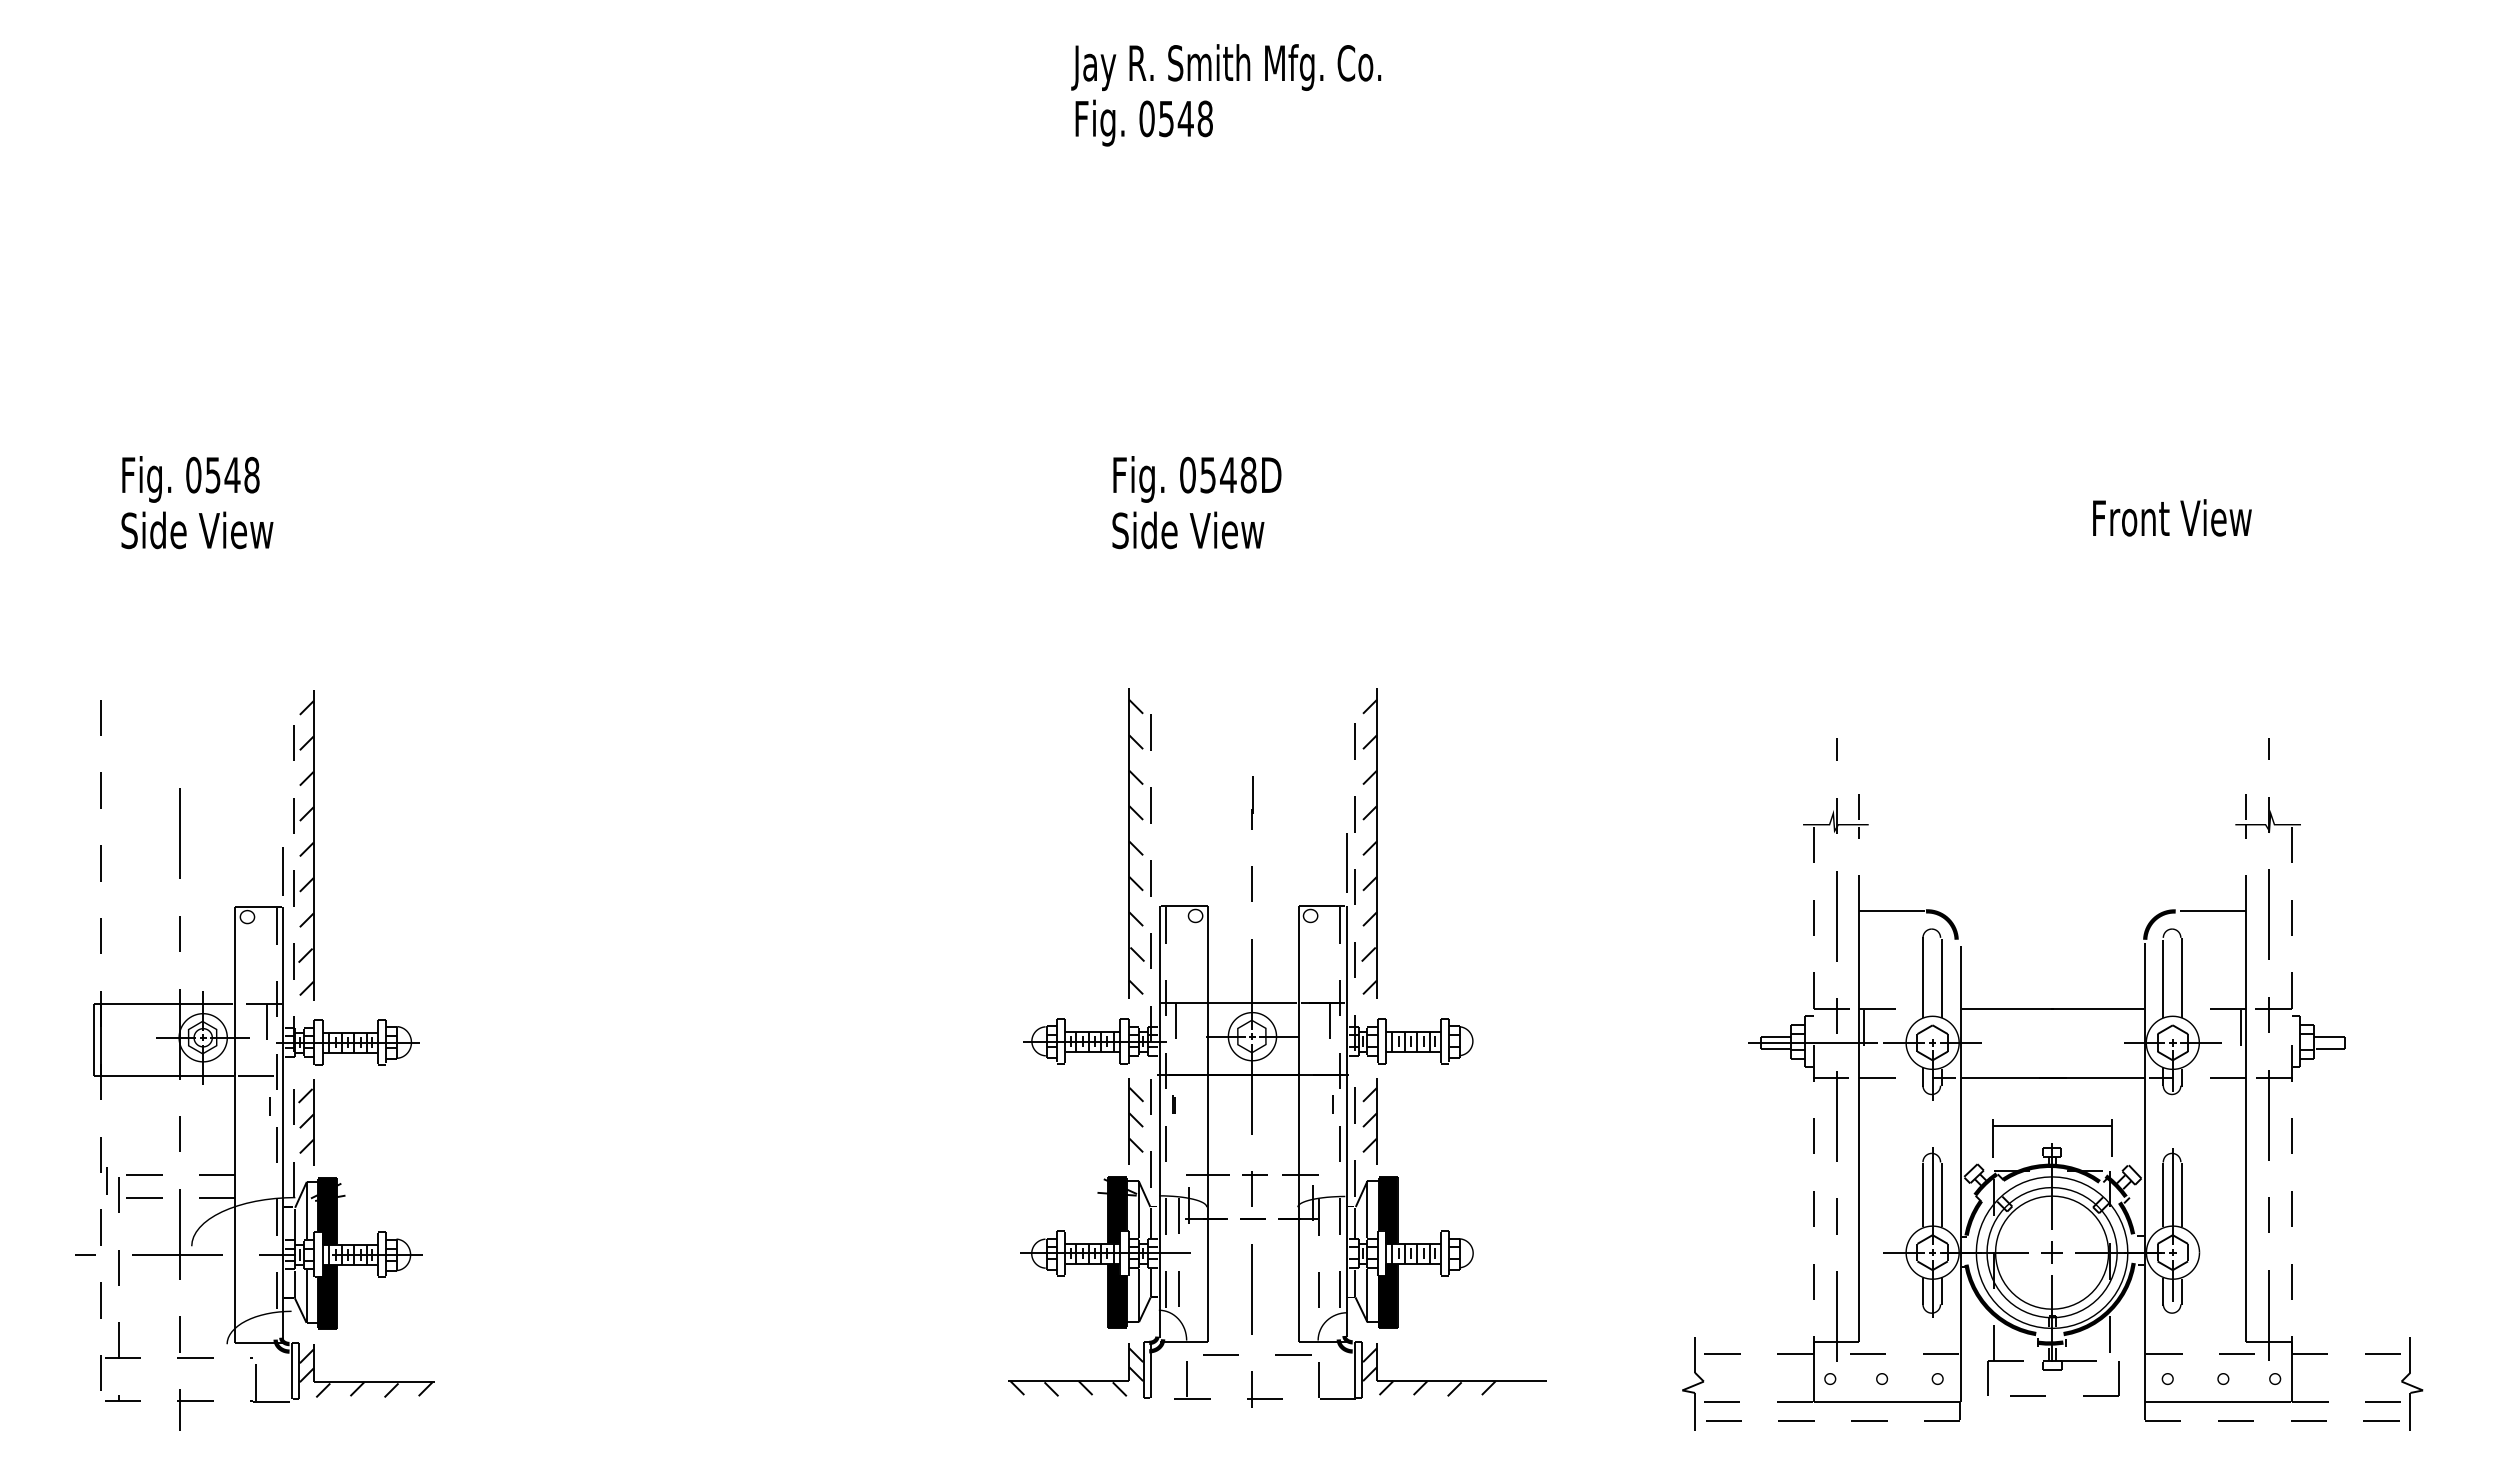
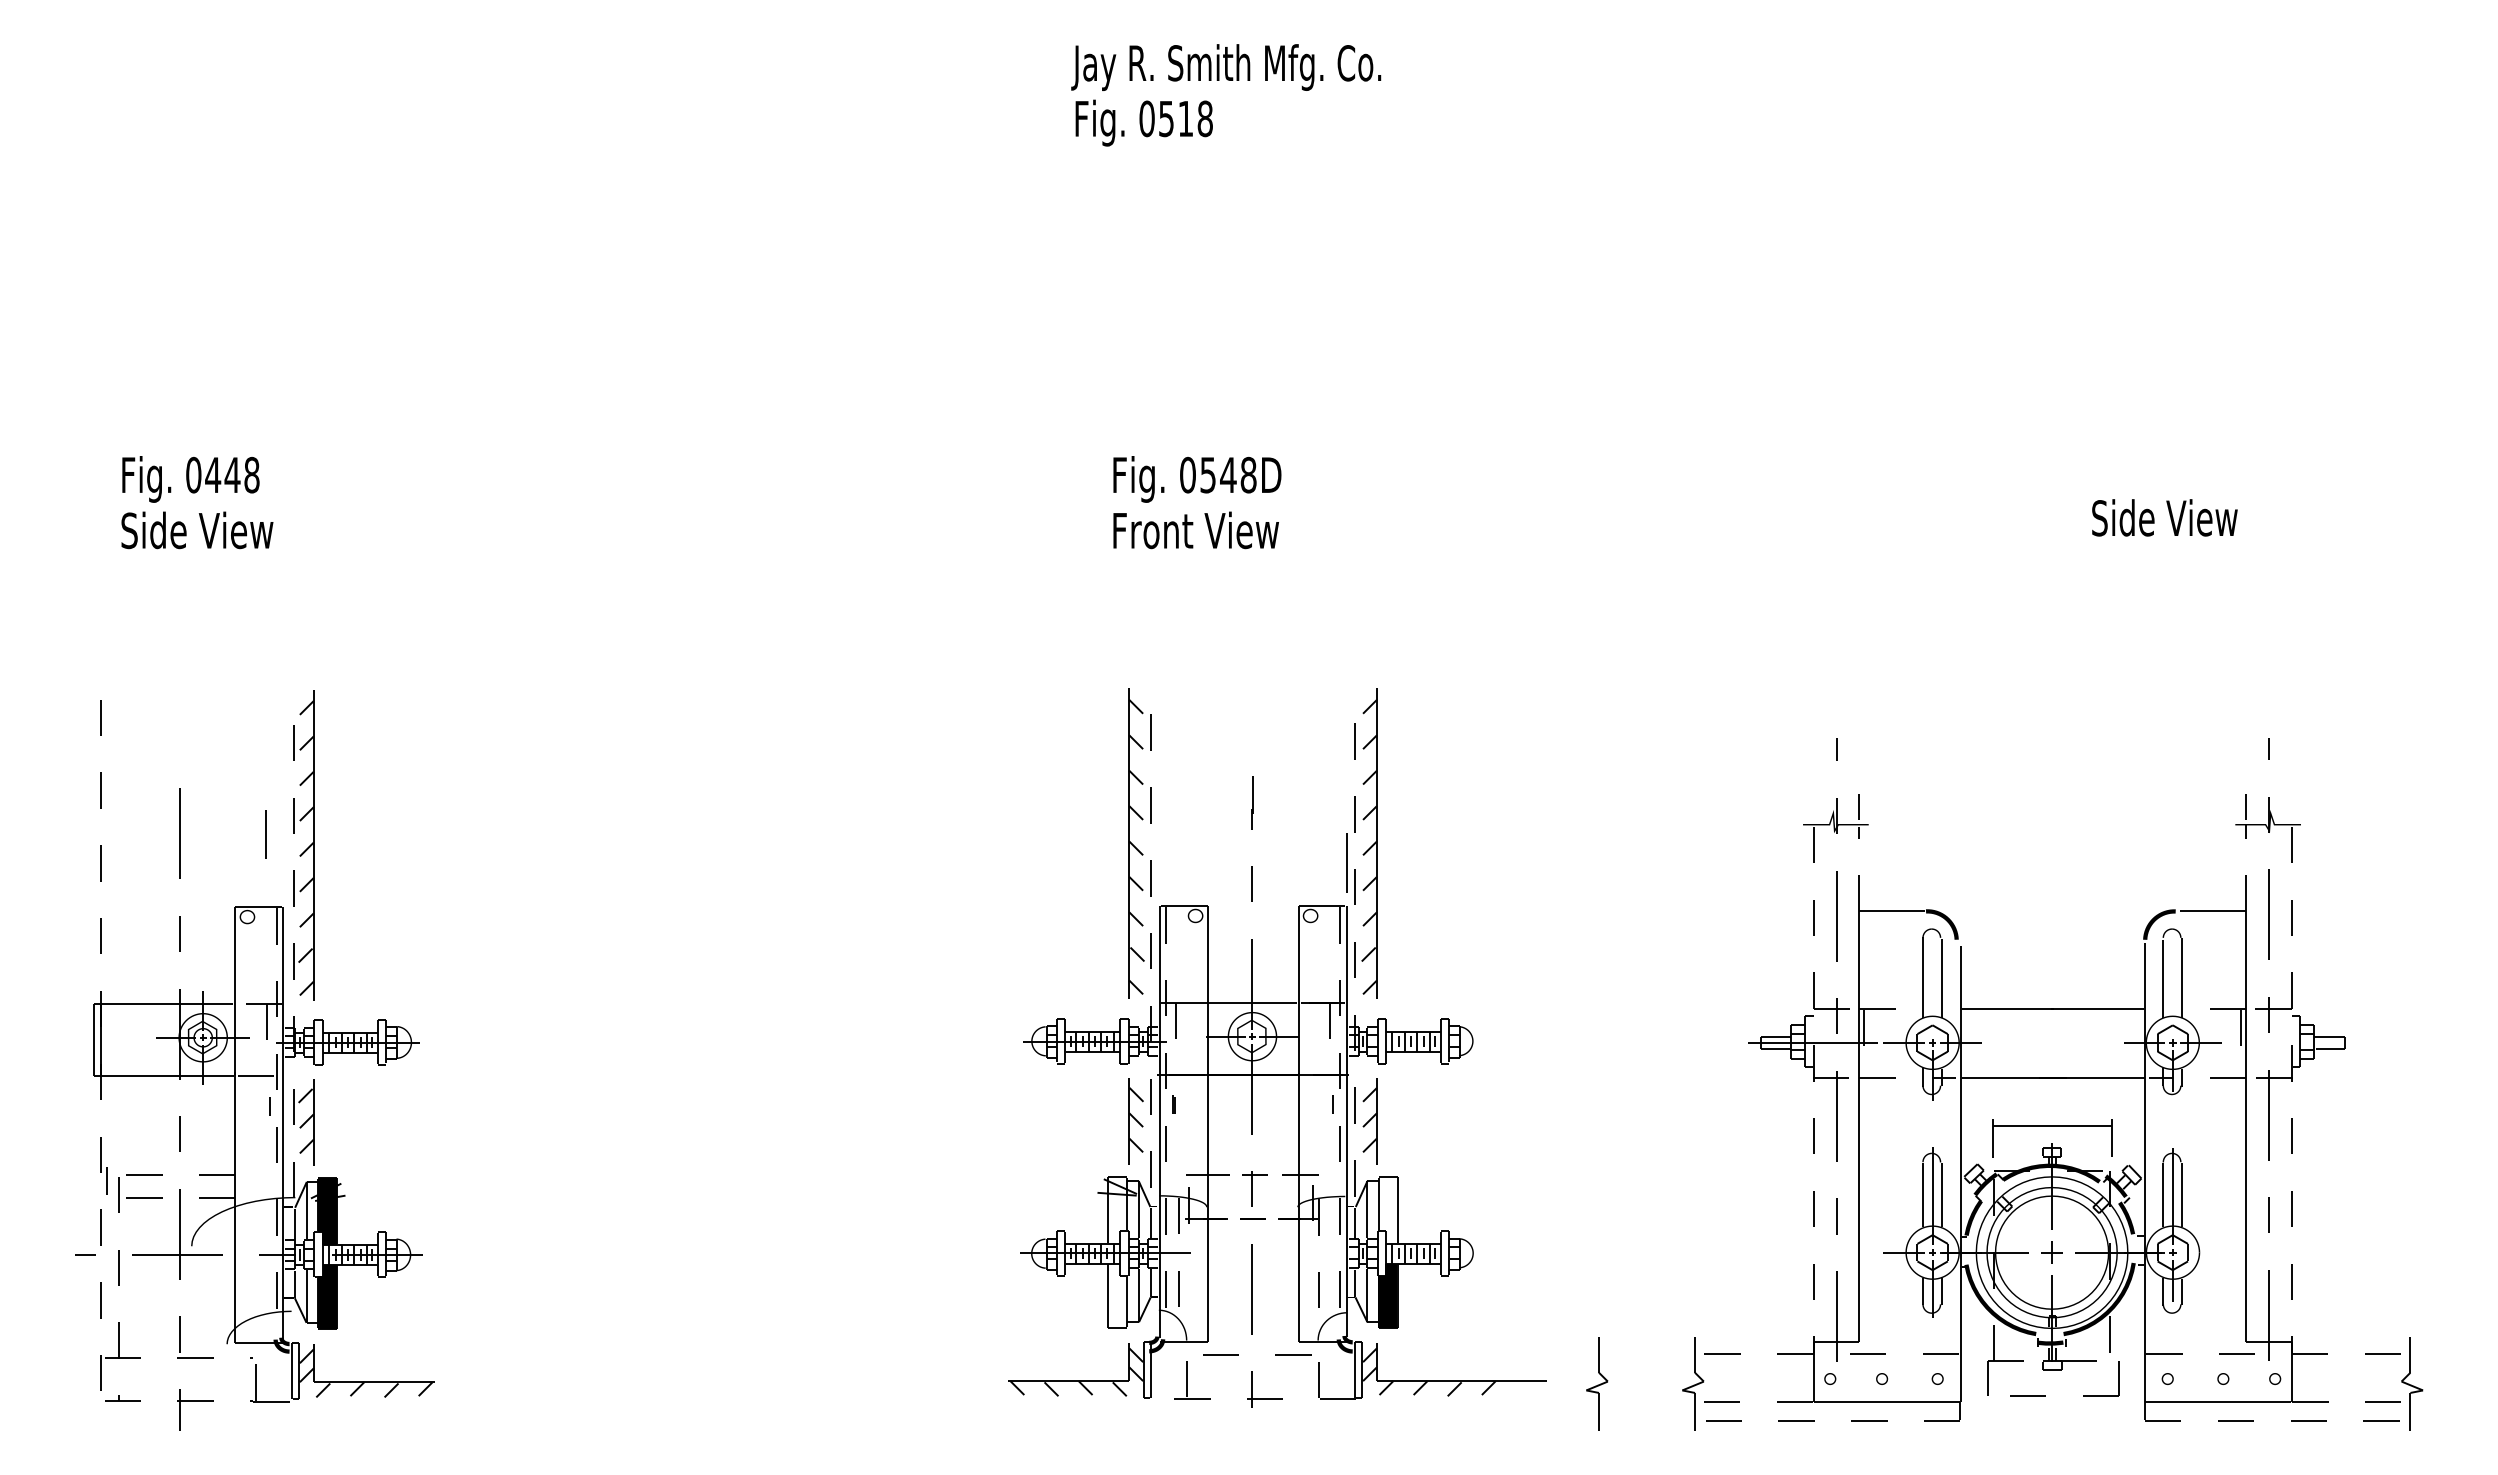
text: 0548 -> 0518 (1185, 118)
text: 0548 -> 0448 (213, 475)
text: Front View -> Side View (2171, 517)
text: Side View -> Front View (1195, 530)
line position: (282, 871) -> (265, 834) (265, 834)
fill: present -> none (1117, 1209)
fill: present -> none (1387, 1210)
fill: present -> none (1116, 1295)
part: none -> present (1597, 1383)
